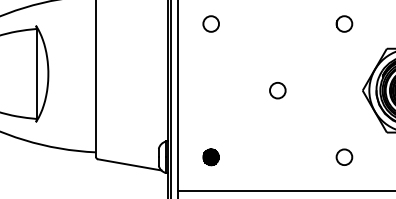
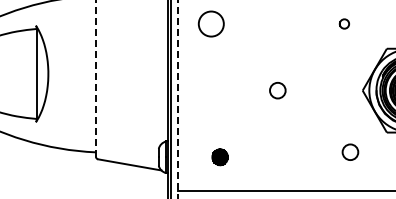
circle size: 18x18 px -> 28x28 px (210, 23)
part size: 19x18 px -> 12x12 px (343, 23)
line: solid -> dashed (95, 77)
line: solid -> dashed (177, 99)
circle position: (344, 156) -> (350, 151) (350, 151)
part position: (210, 157) -> (219, 157) (219, 157)
